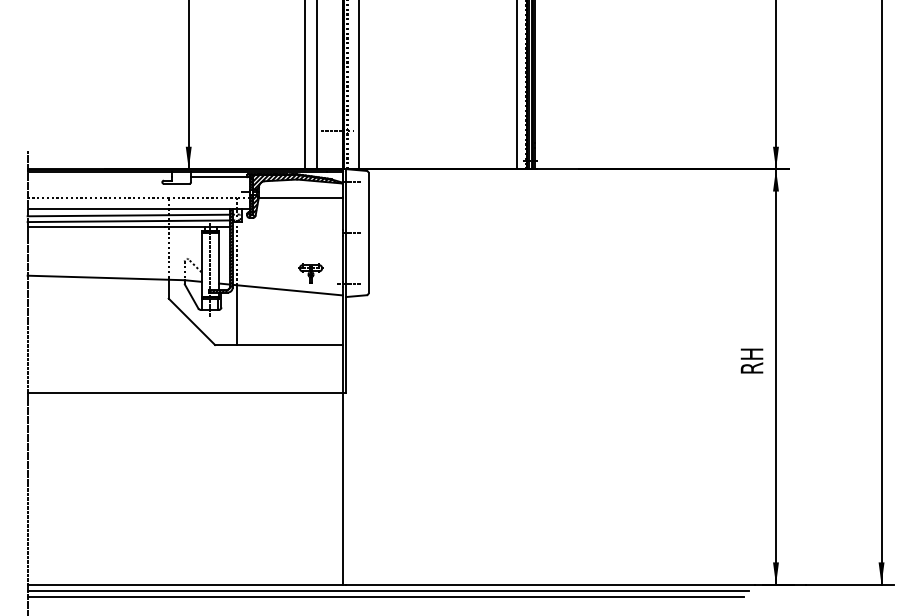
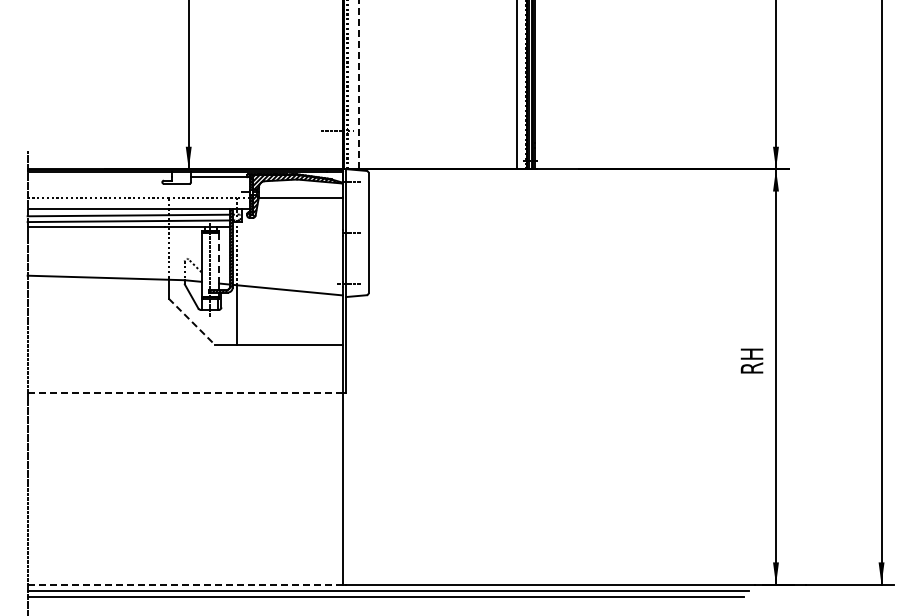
line: solid -> dashed (358, 84)
line: present -> none (304, 85)
line: present -> none (317, 85)
line: solid -> dashed (219, 257)
part: present -> none (310, 273)
line: solid -> dashed (191, 321)
line: solid -> dashed (185, 392)
line: solid -> dashed (185, 584)
